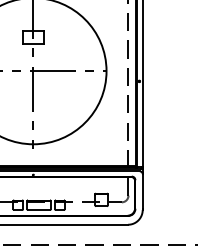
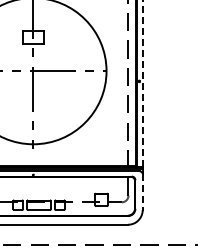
line: solid -> dashed (143, 83)
line: solid -> dashed (142, 192)
